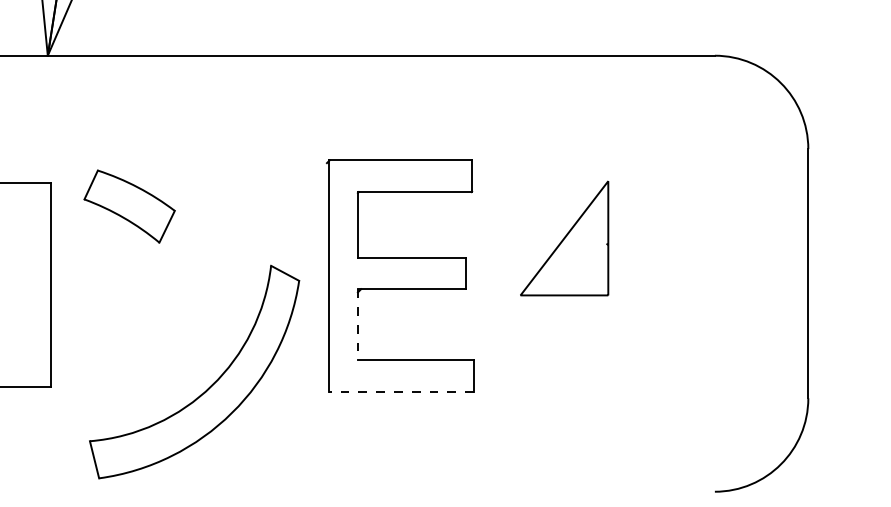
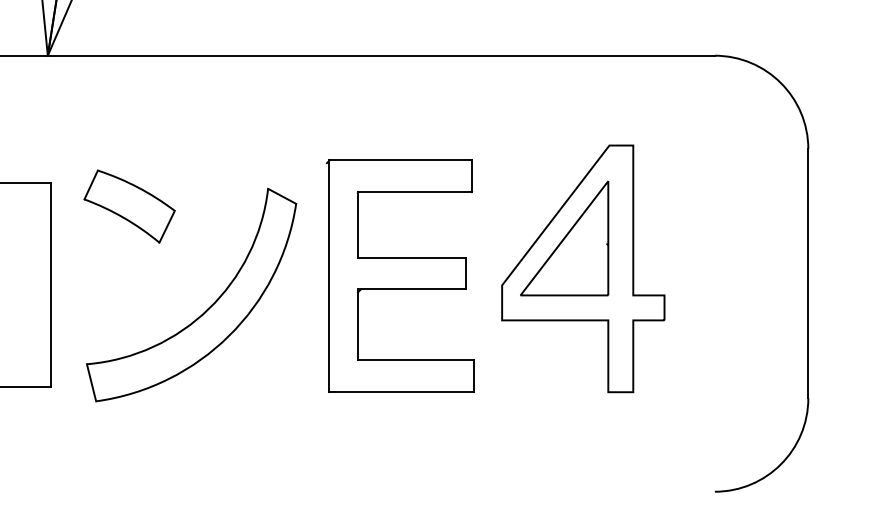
curve: none -> present (632, 268)
line: dashed -> solid (357, 324)
part position: (209, 386) -> (206, 309) (206, 309)
line: dashed -> solid (401, 392)
